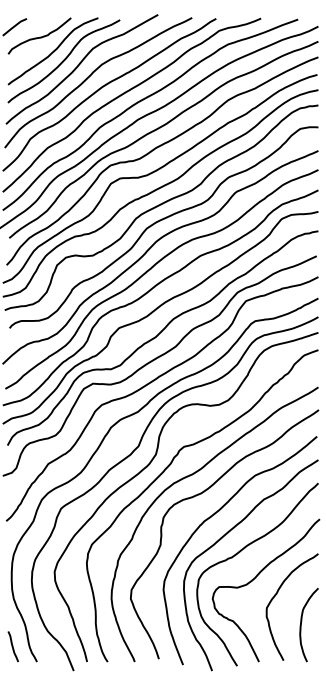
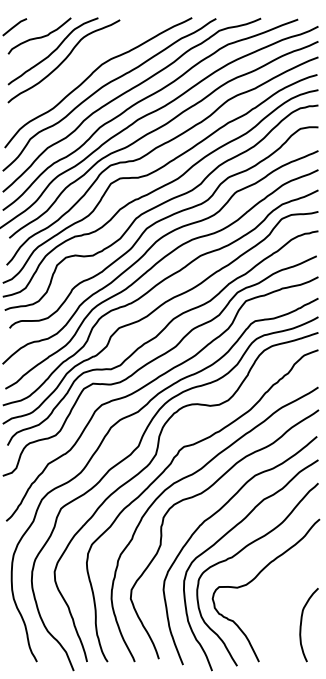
curve: present -> none (77, 68)
curve: present -> none (277, 594)
line: present -> none (12, 646)
